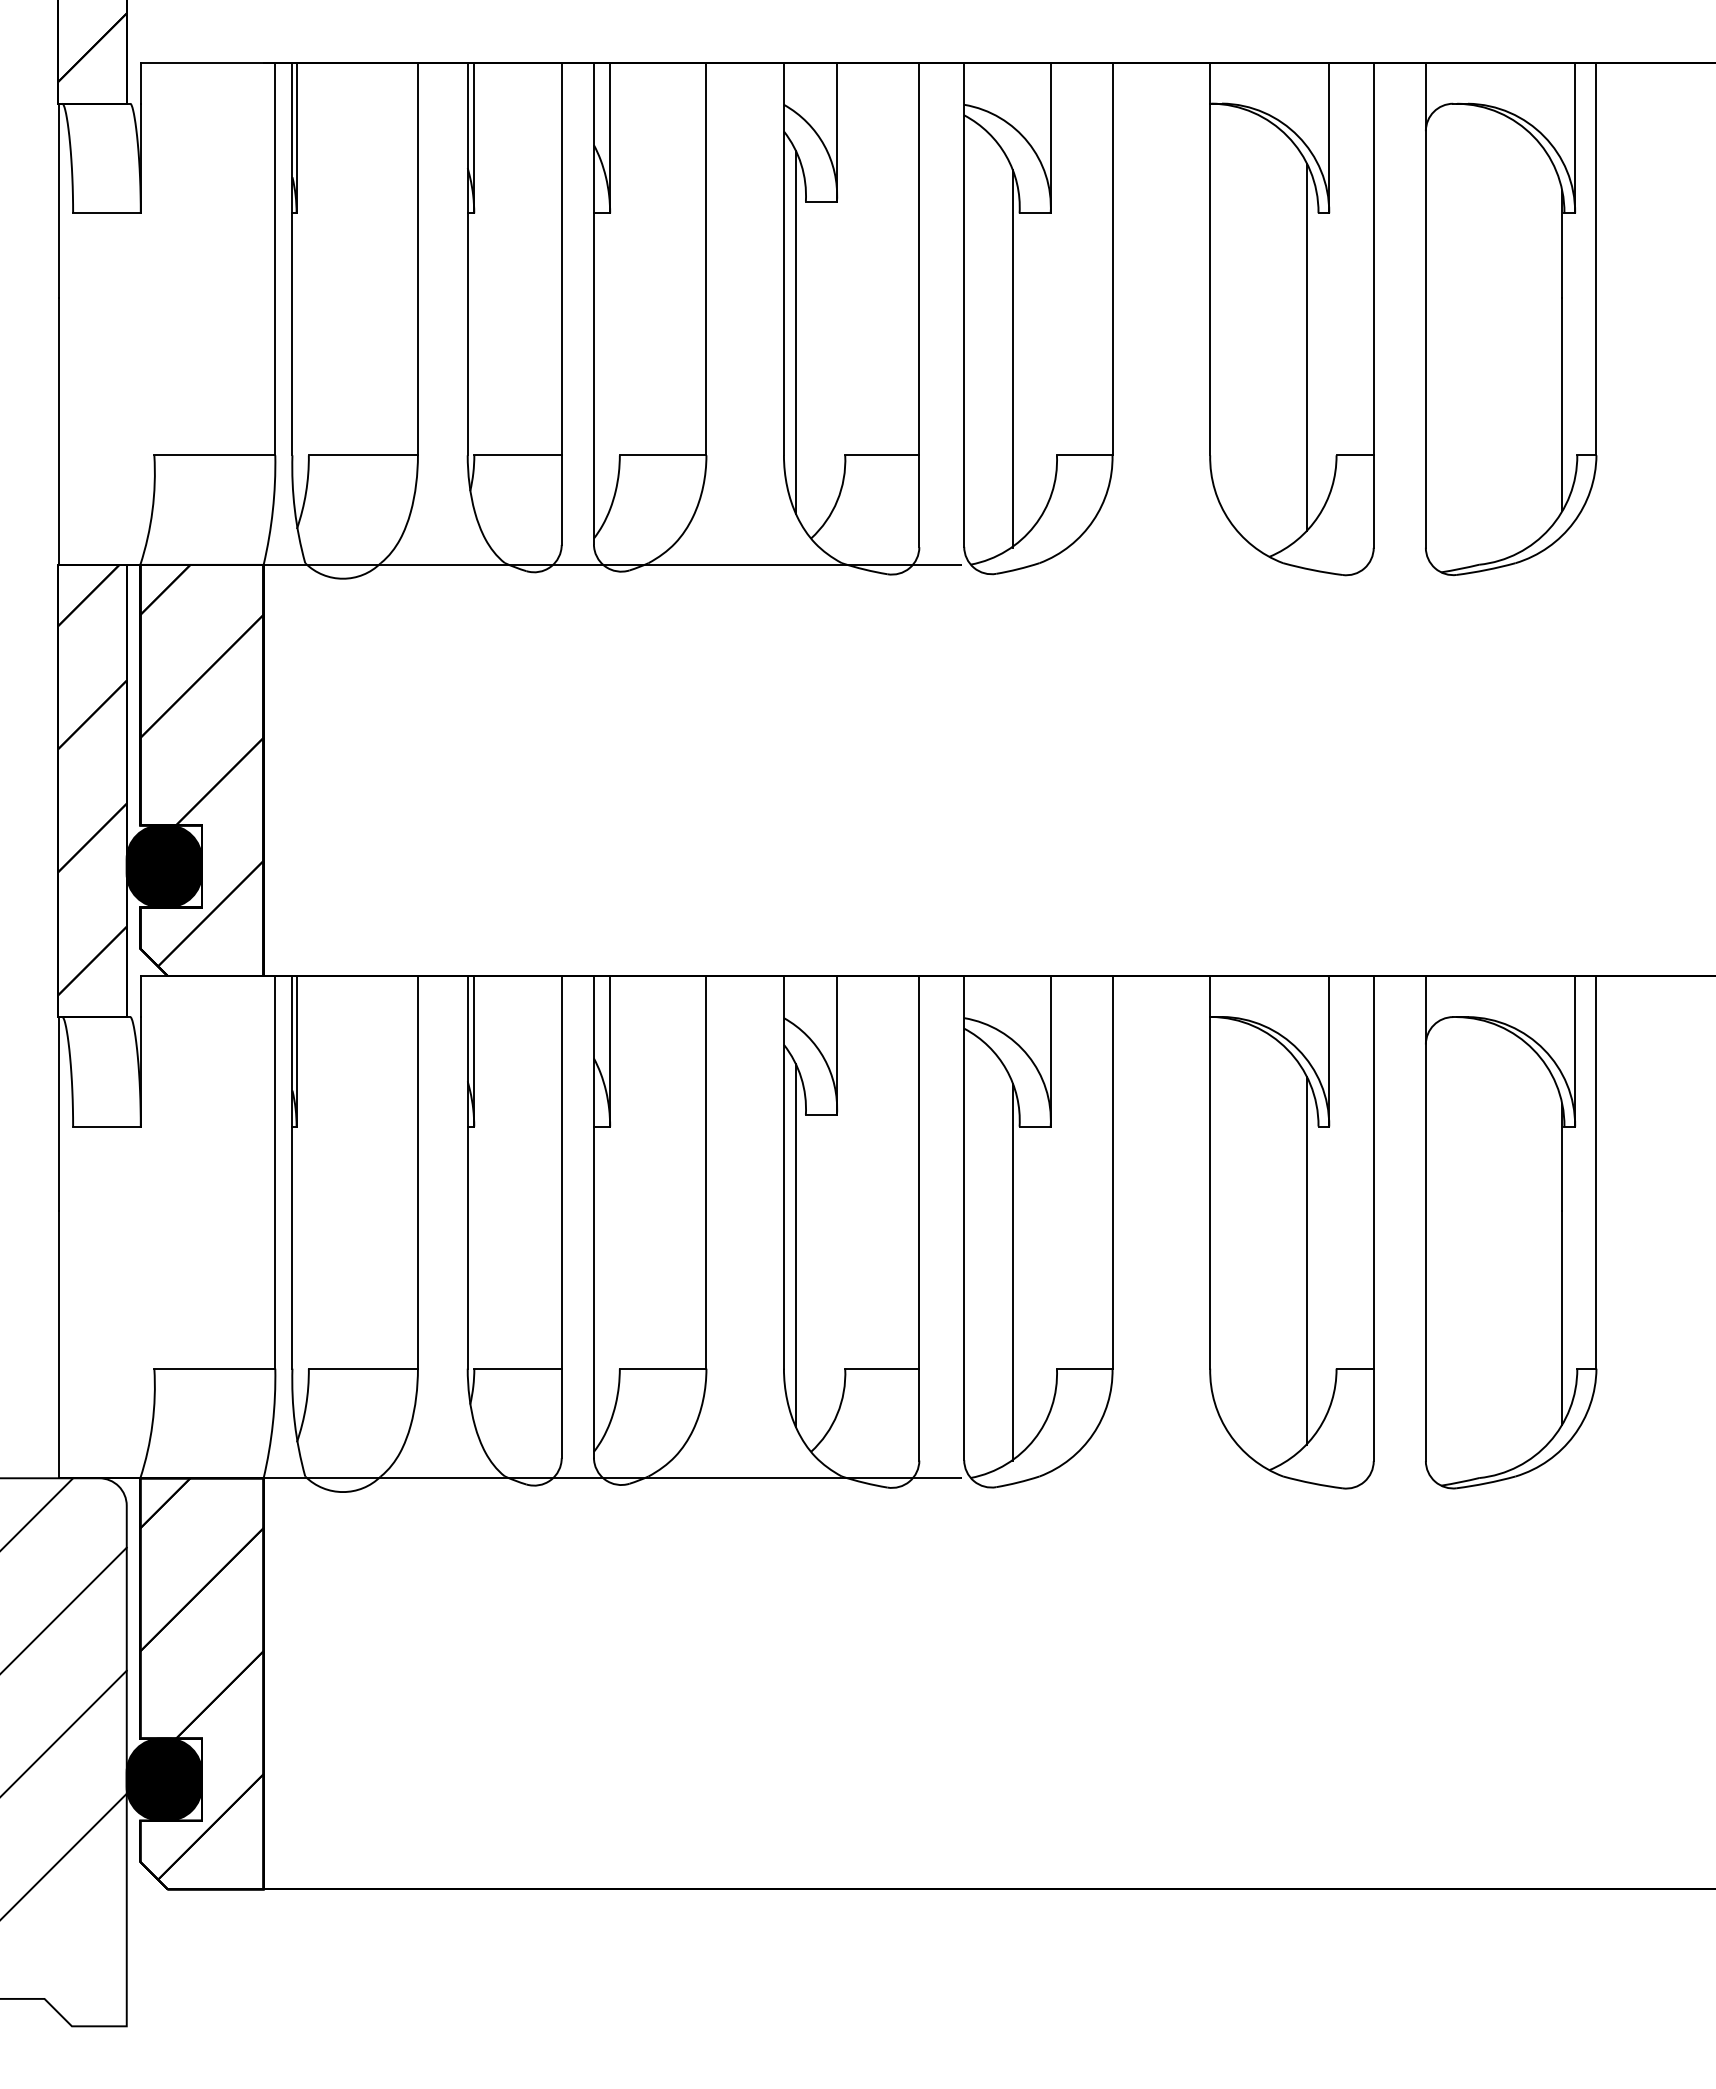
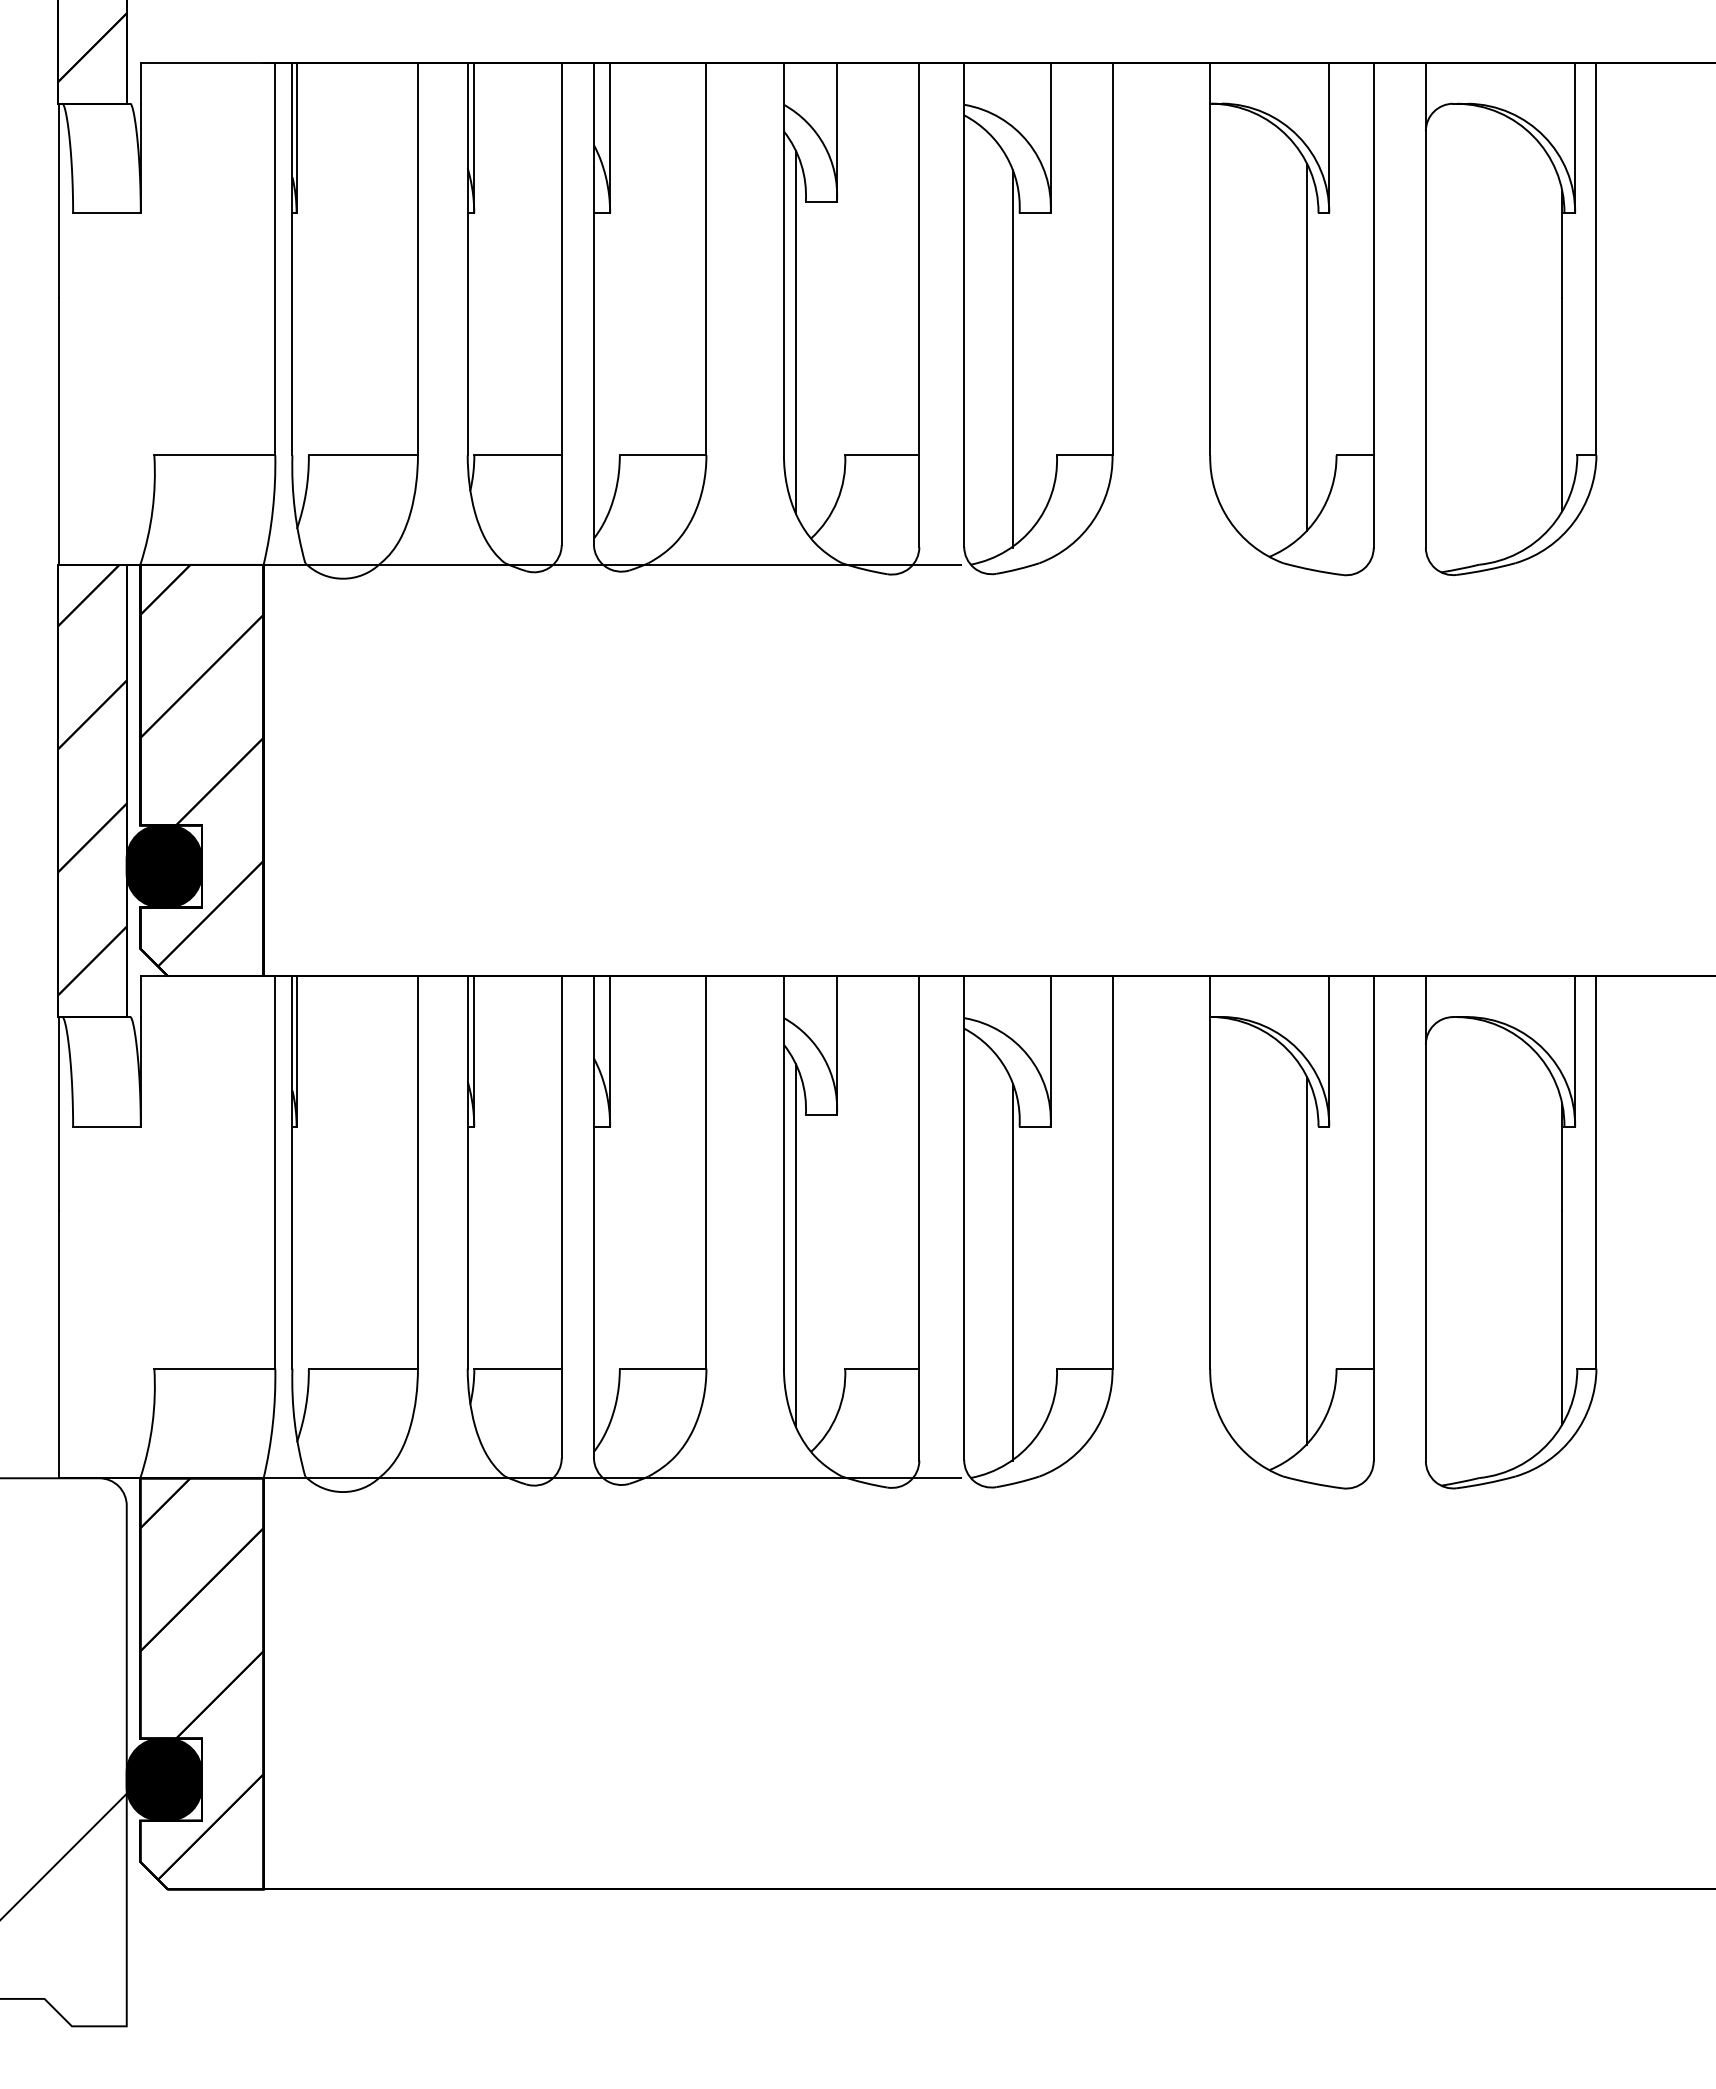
line: present -> none (37, 1513)
line: present -> none (64, 1609)
line: present -> none (64, 1732)
